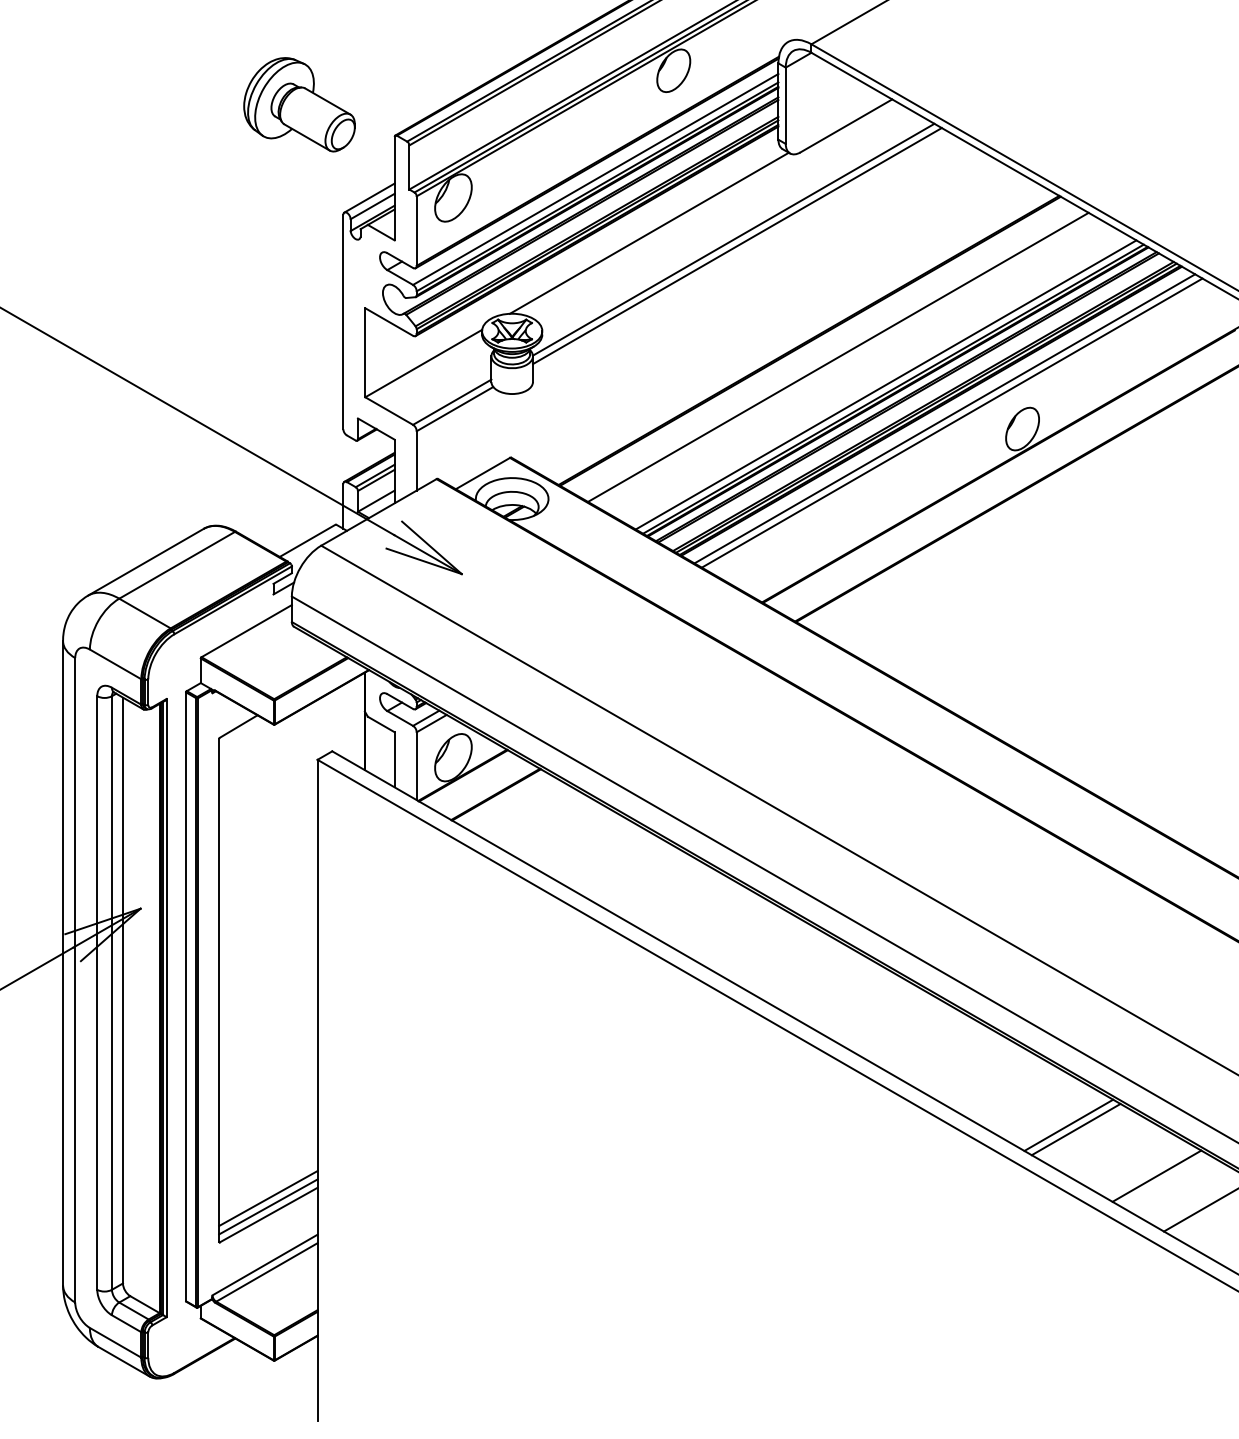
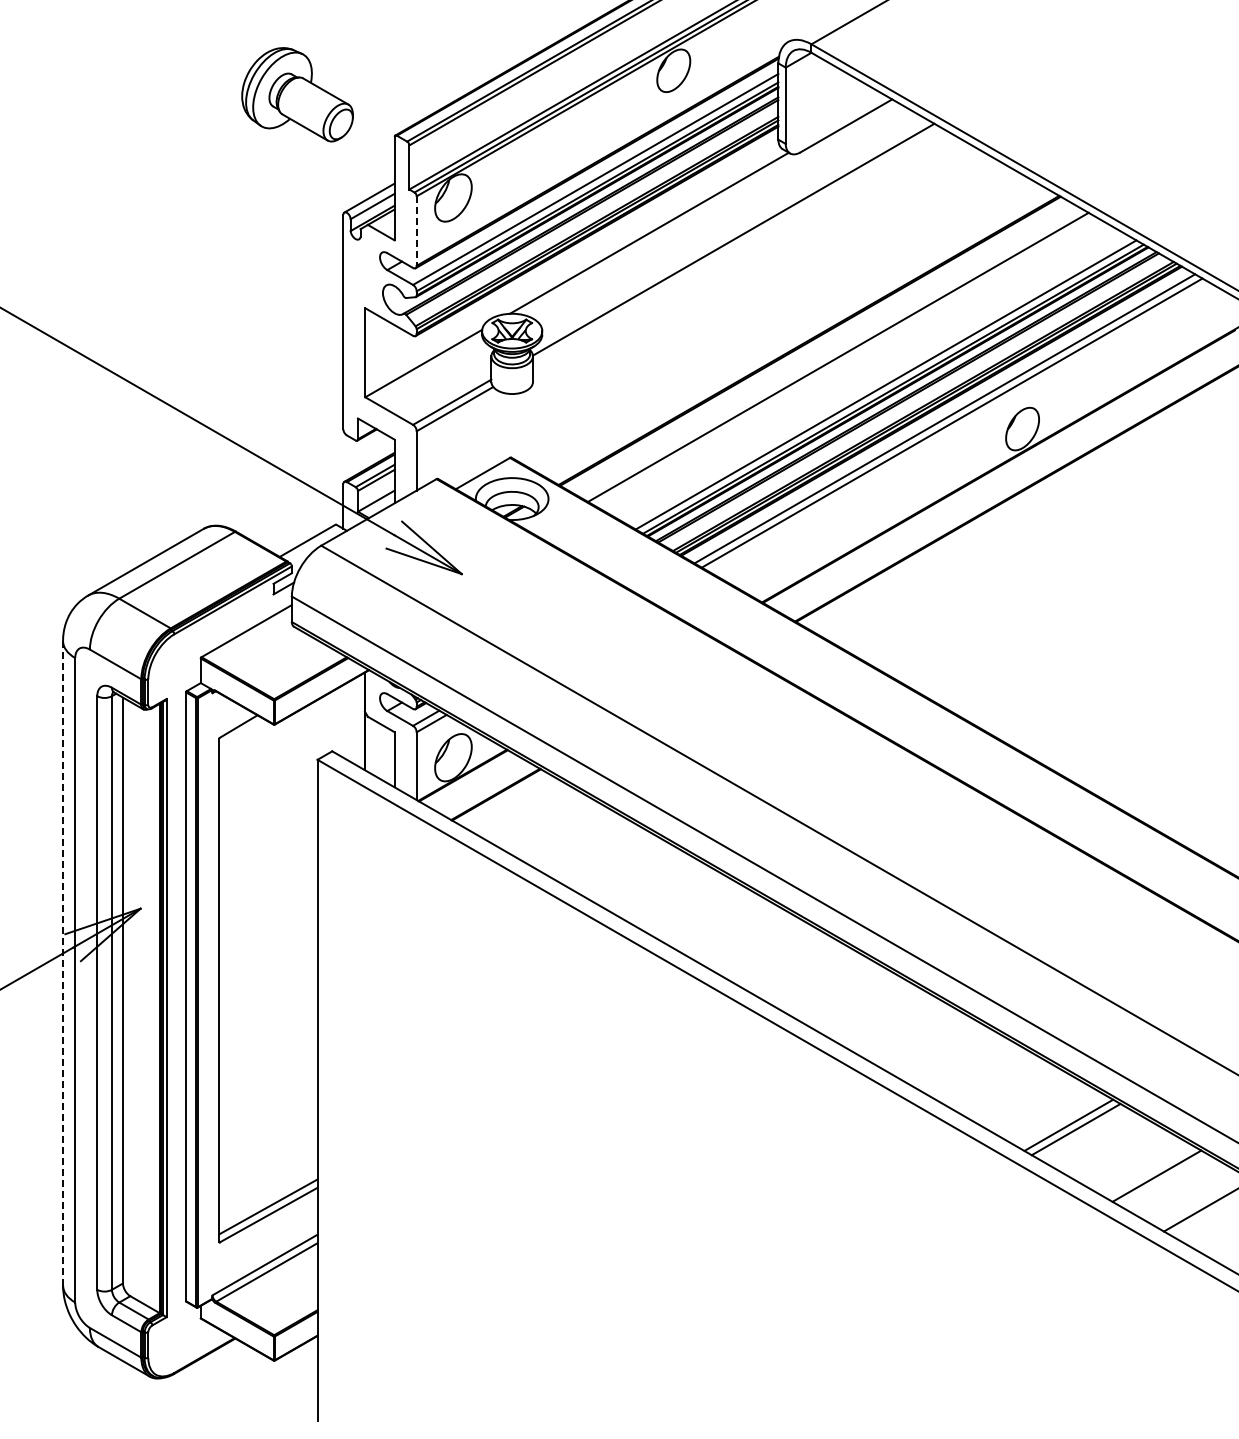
part position: (299, 104) -> (297, 94) (297, 94)
line: solid -> dashed (416, 231)
line: present -> none (736, 246)
line: solid -> dashed (63, 963)
line: present -> none (268, 1198)
